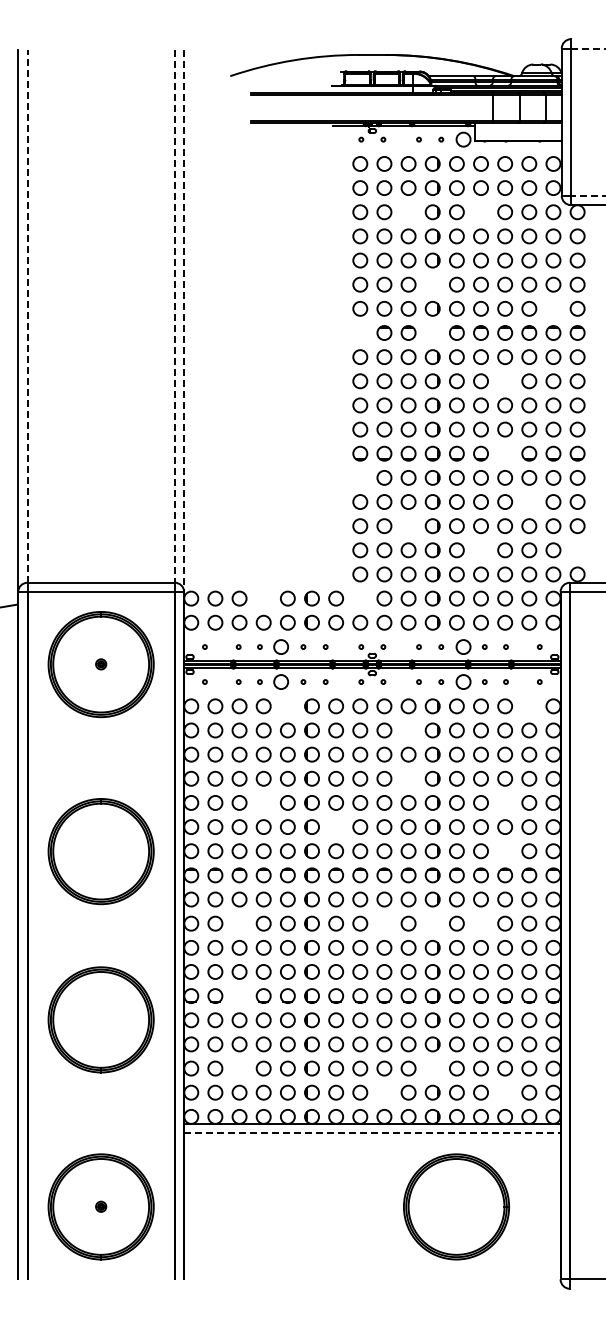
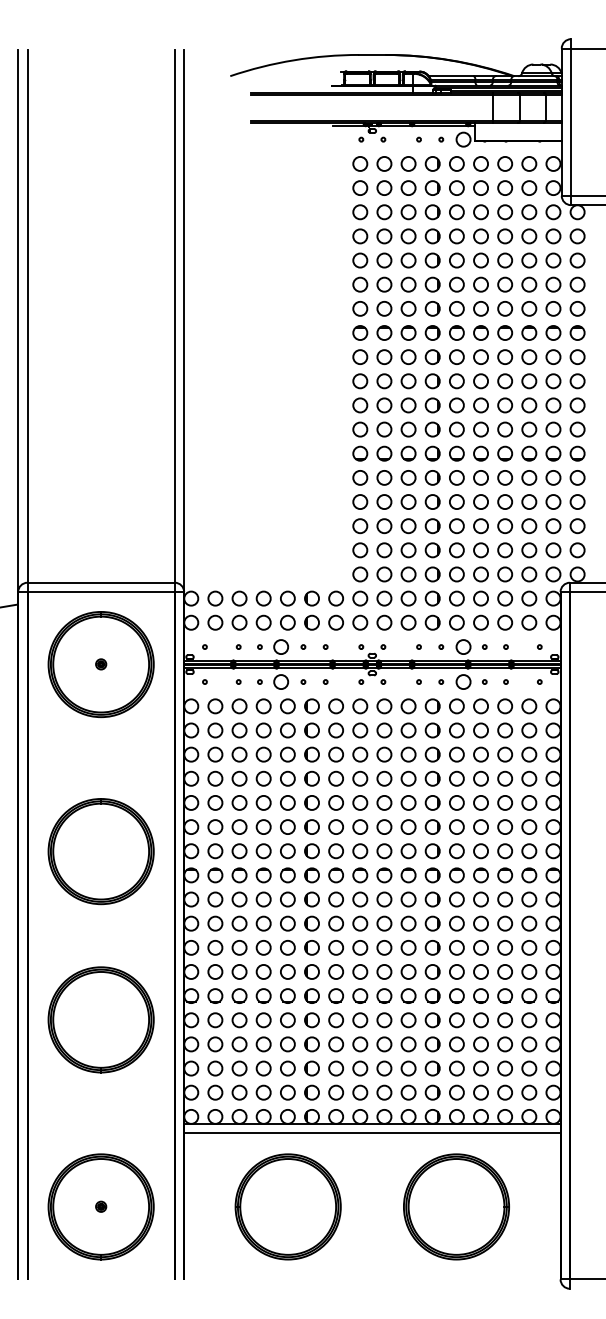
line: dashed -> solid (588, 48)
line: dashed -> solid (588, 195)
circle: none -> present (408, 212)
circle: none -> present (480, 212)
circle: none -> present (432, 284)
circle: none -> present (553, 308)
line: dashed -> solid (27, 316)
line: dashed -> solid (174, 316)
line: dashed -> solid (184, 321)
circle: none -> present (360, 332)
circle: none -> present (432, 332)
circle: none -> present (505, 381)
circle: none -> present (505, 453)
circle: none -> present (360, 477)
circle: none -> present (529, 501)
circle: none -> present (408, 526)
circle: none -> present (480, 550)
circle: none -> present (577, 550)
circle: none -> present (263, 598)
circle: none -> present (360, 598)
circle: none -> present (287, 706)
circle: none -> present (529, 706)
circle: none -> present (408, 730)
circle: none -> present (408, 778)
circle: none -> present (263, 802)
circle: none -> present (505, 802)
circle: none -> present (335, 826)
circle: none -> present (505, 851)
circle: none -> present (239, 923)
circle: none -> present (384, 923)
circle: none -> present (432, 923)
circle: none -> present (480, 923)
circle: none -> present (239, 995)
circle: none -> present (239, 1068)
circle: none -> present (432, 1068)
circle: none -> present (384, 1092)
circle: none -> present (504, 1092)
line: dashed -> solid (372, 1133)
part: none -> present (287, 1206)
